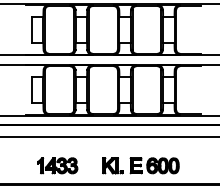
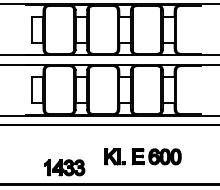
line: present -> none (109, 137)
part position: (57, 165) -> (64, 167) (64, 167)
part position: (140, 165) -> (142, 156) (142, 156)
